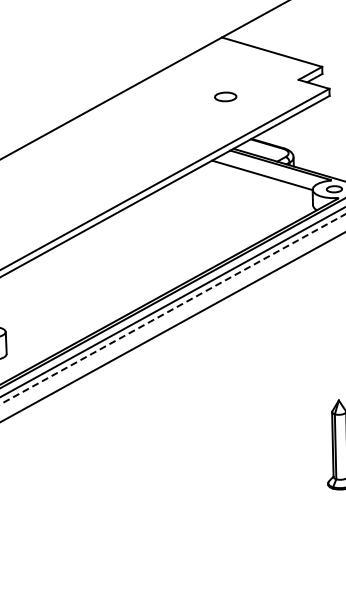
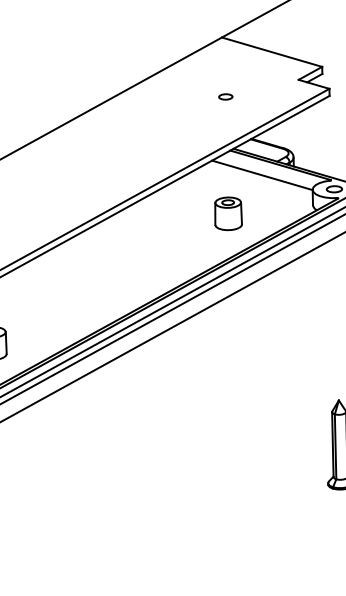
part size: 24x12 px -> 16x8 px (225, 96)
part: none -> present (228, 213)
line: dashed -> solid (172, 309)
